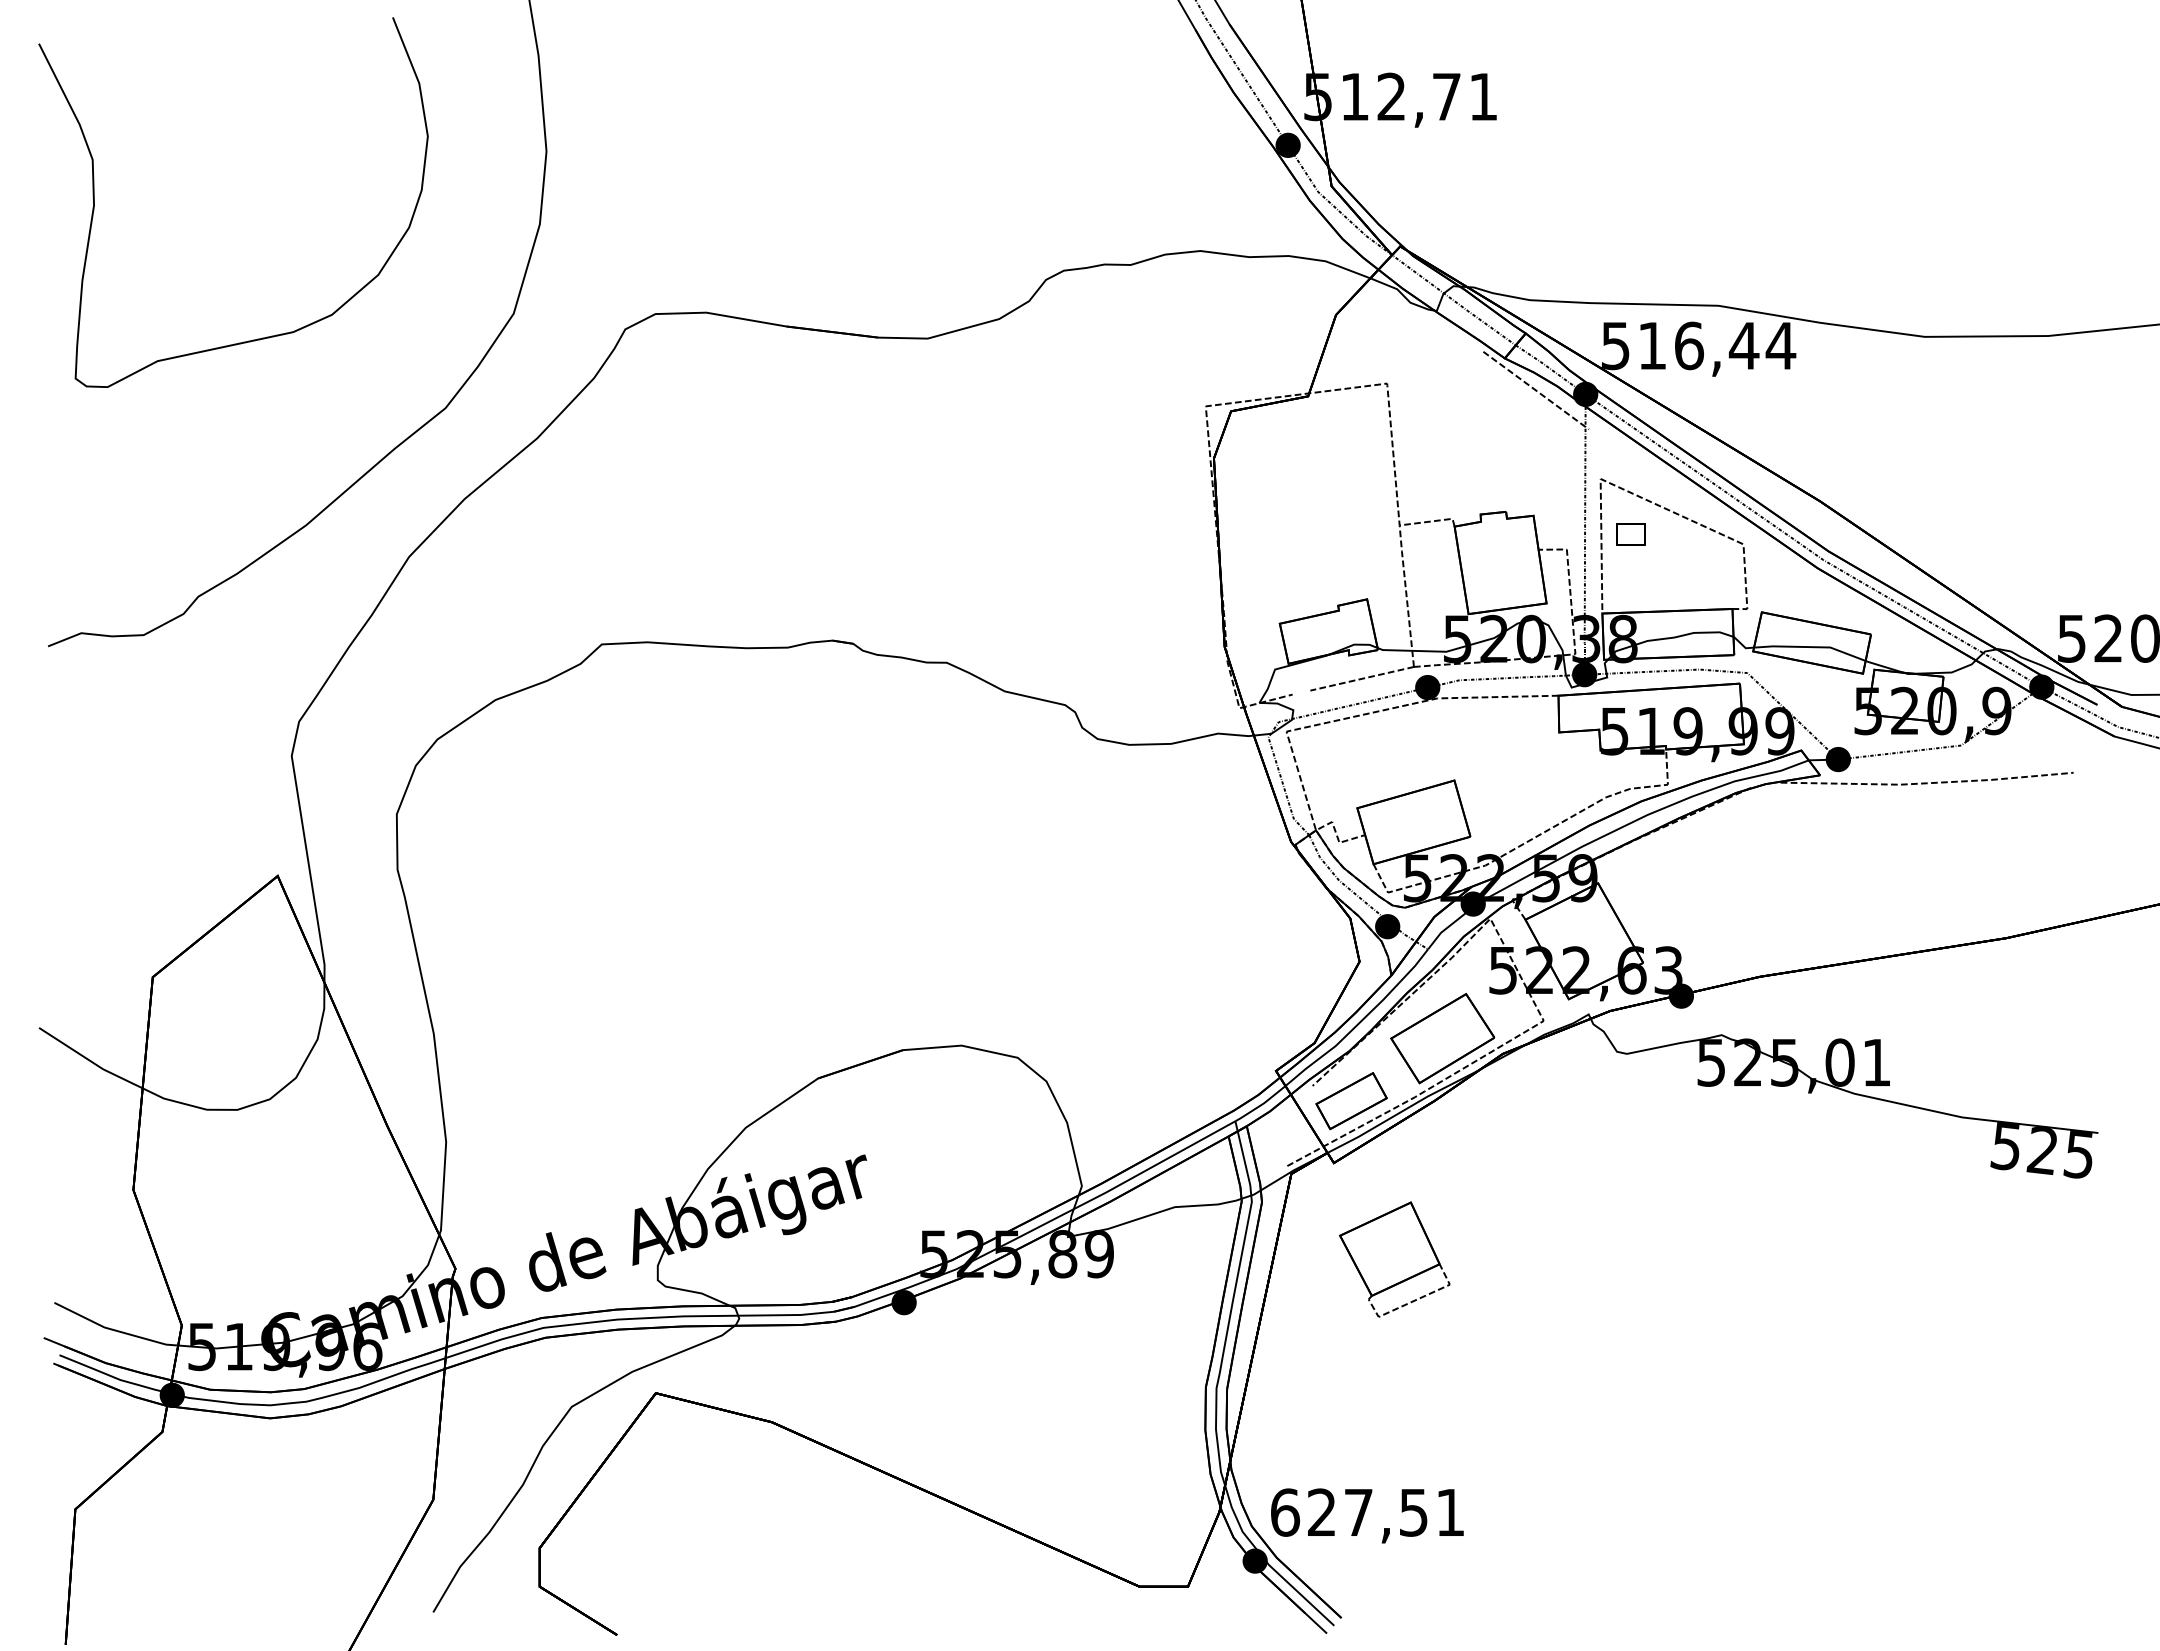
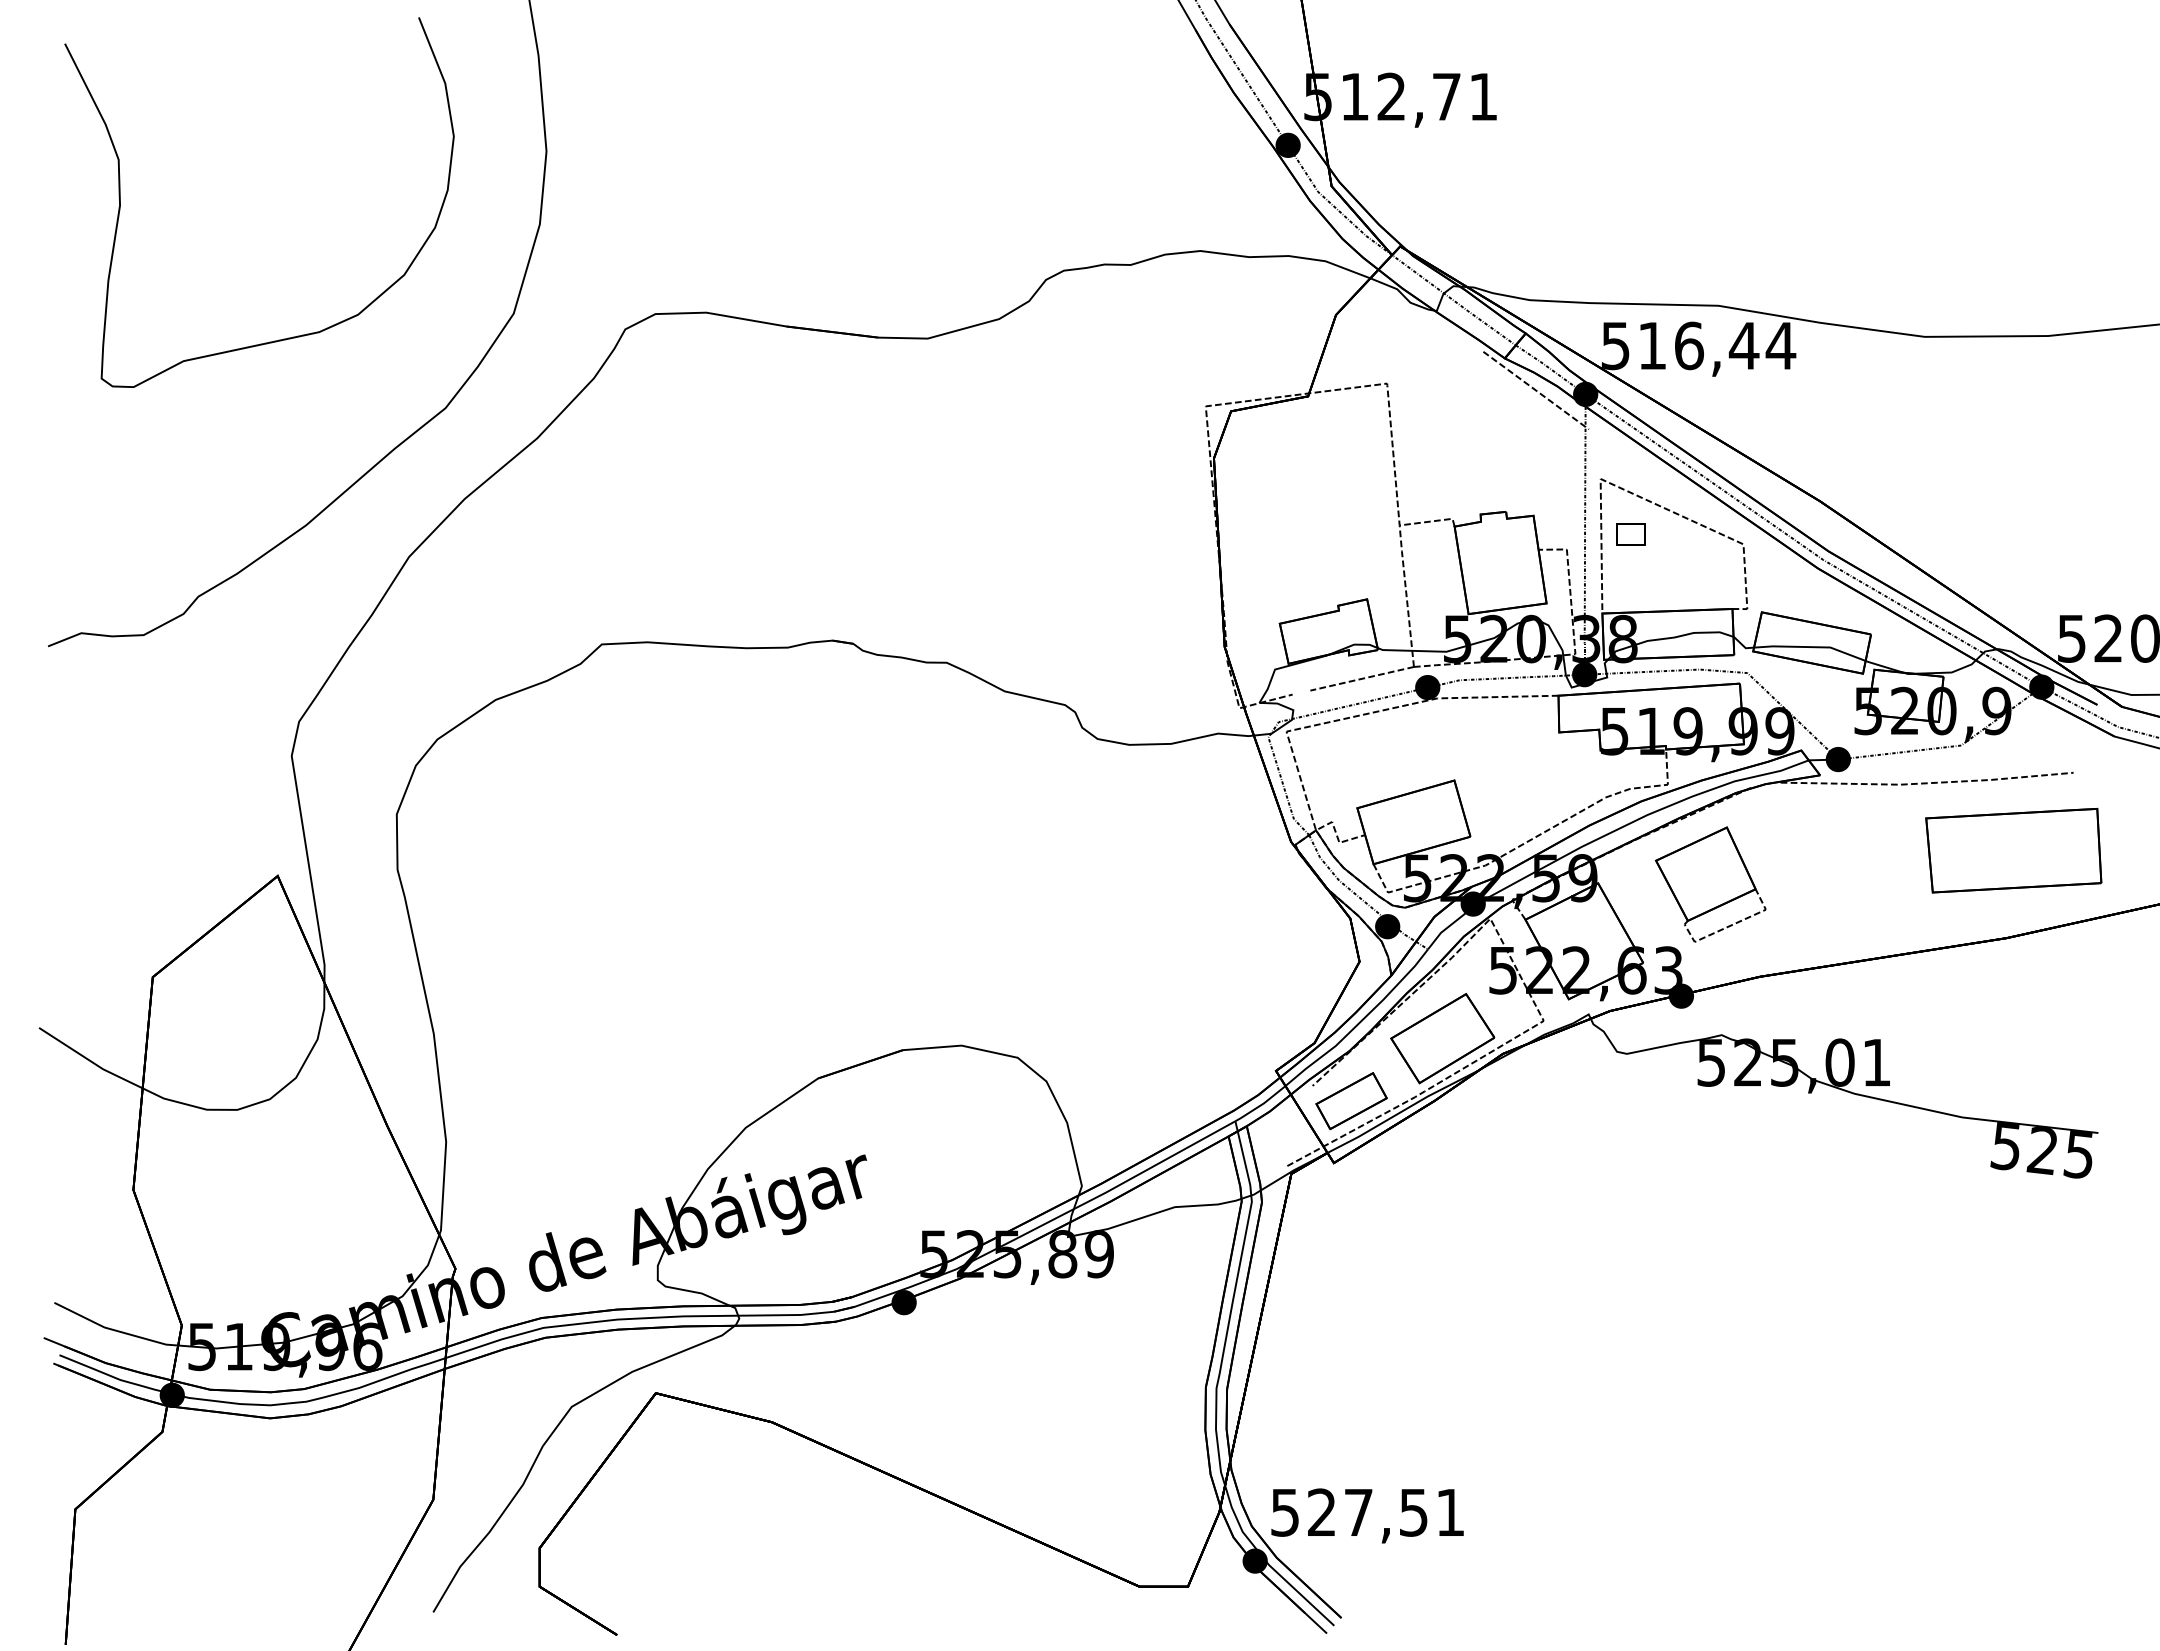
curve position: (262, 337) -> (288, 337) (288, 337)
part: none -> present (2013, 850)
part position: (1394, 1259) -> (1710, 884) (1710, 884)
text: 627,51 -> 527,51 (1285, 1512)
